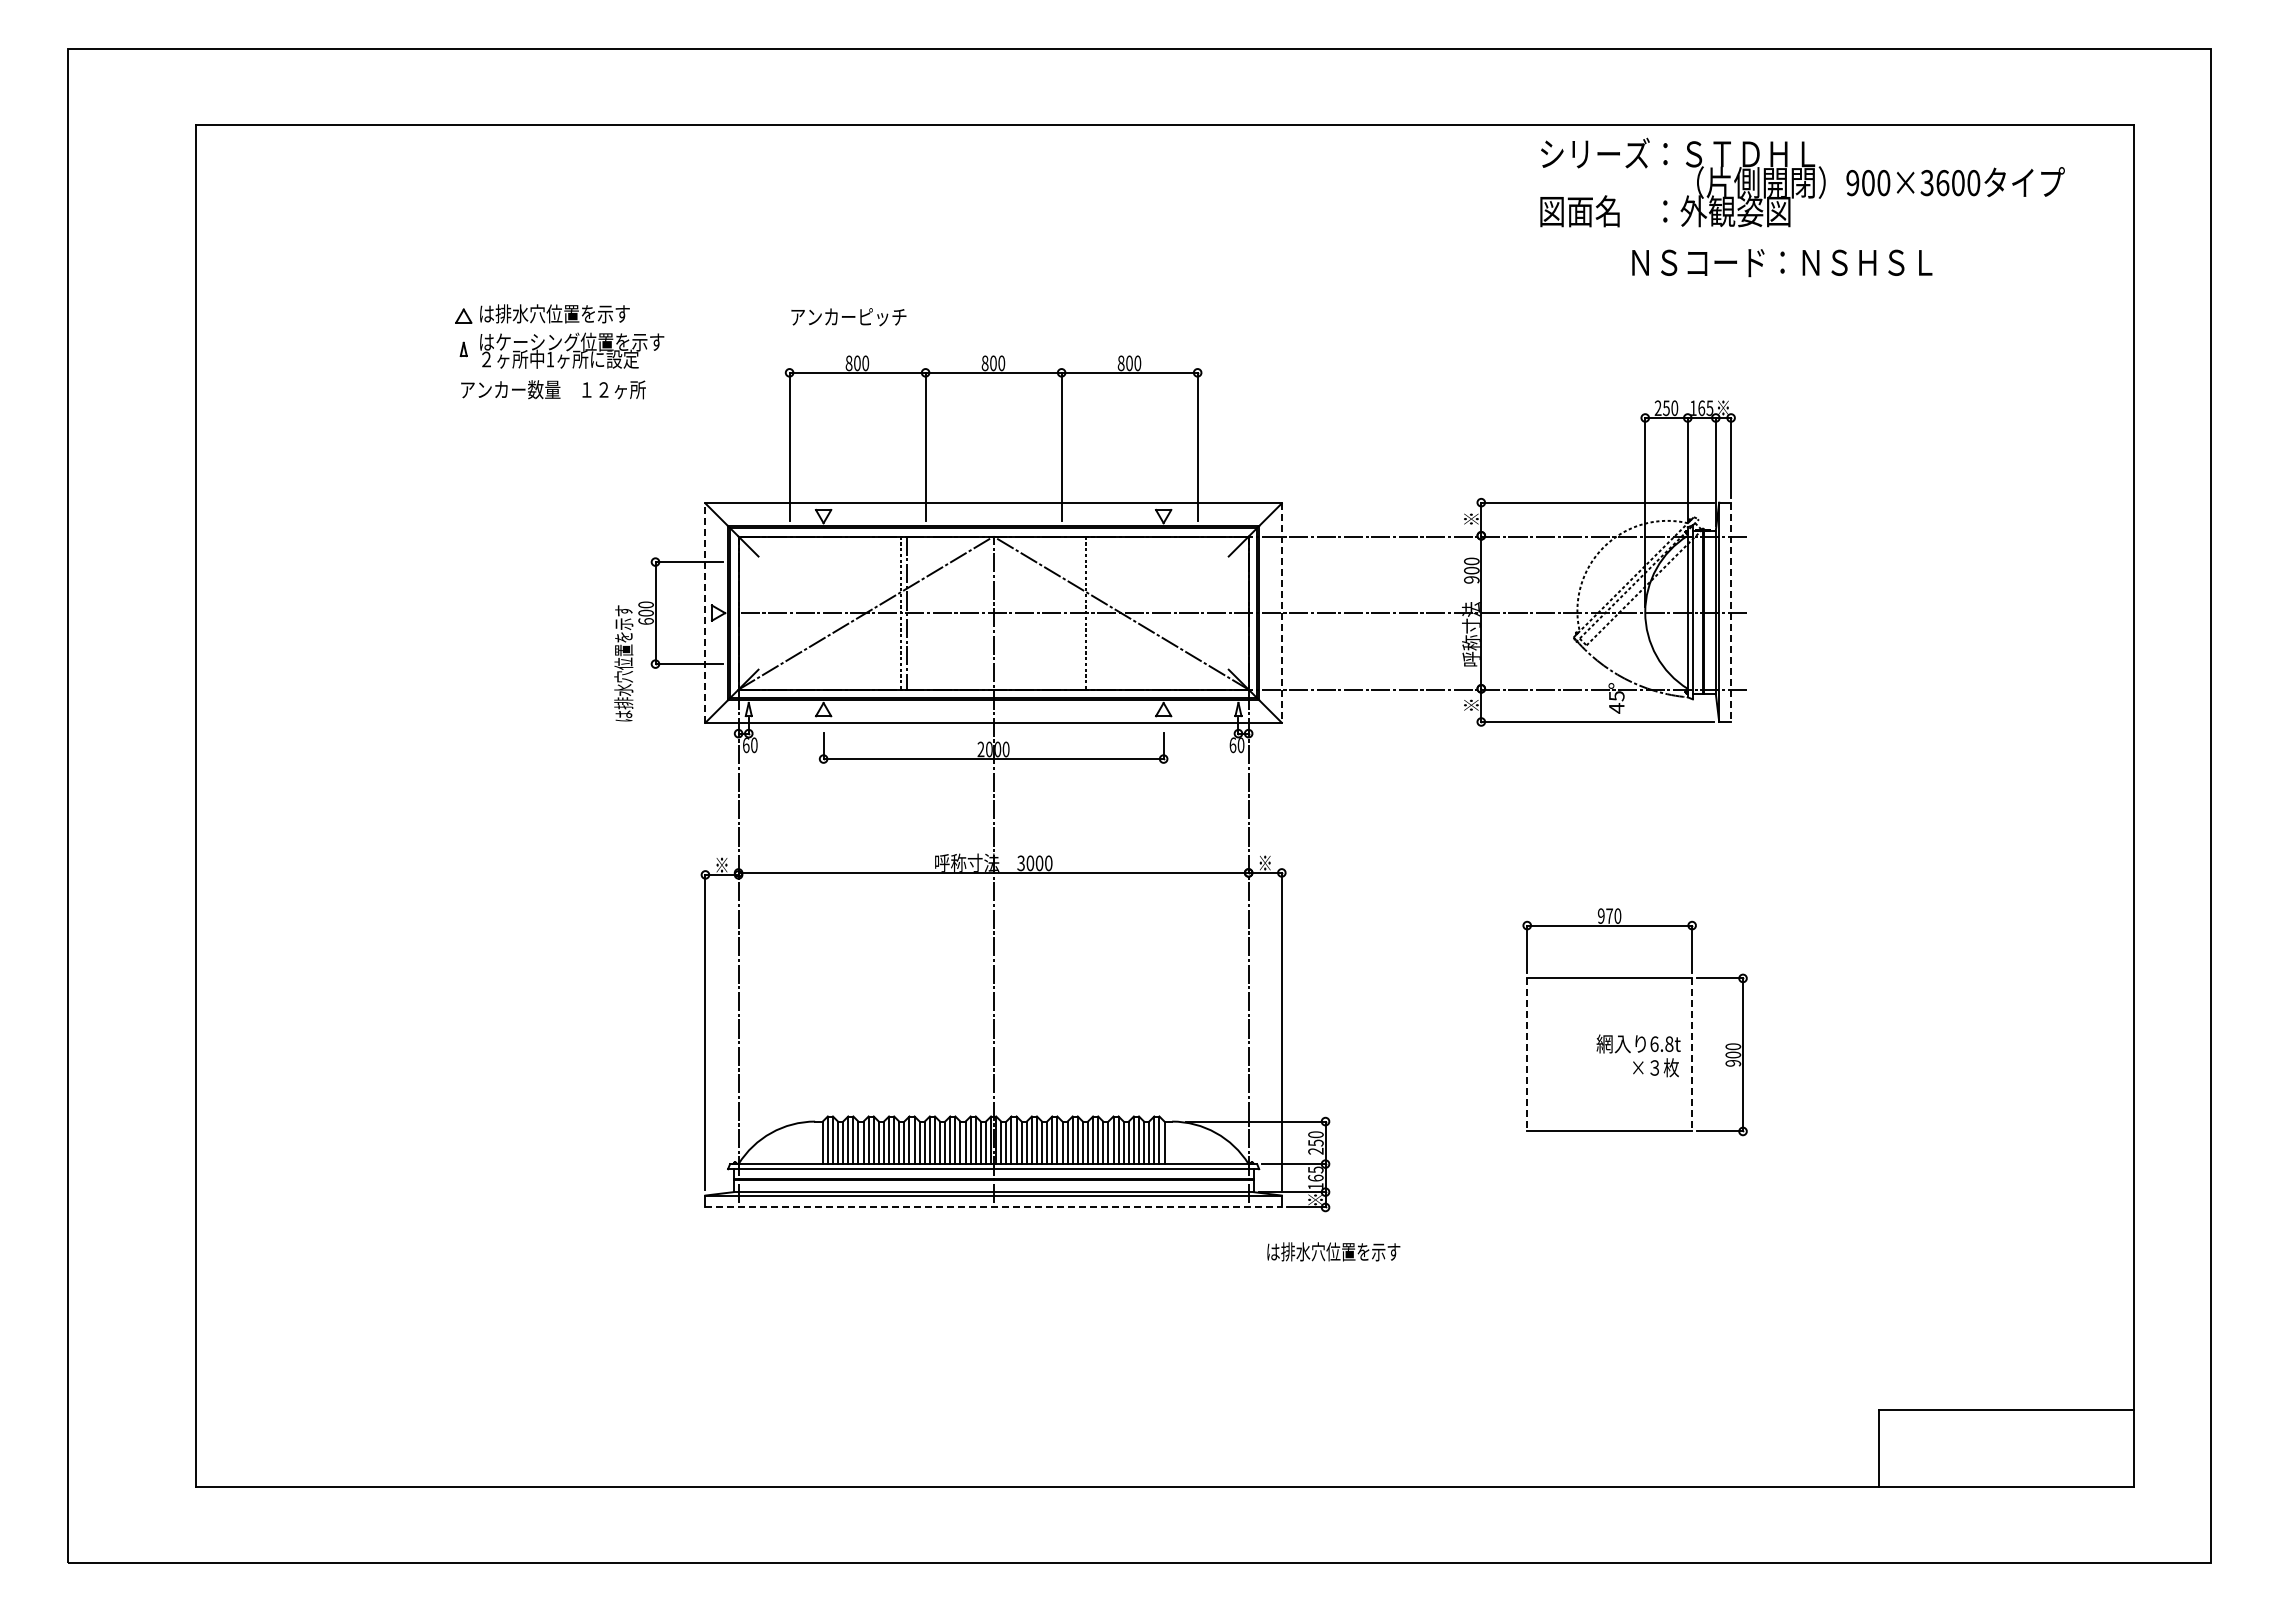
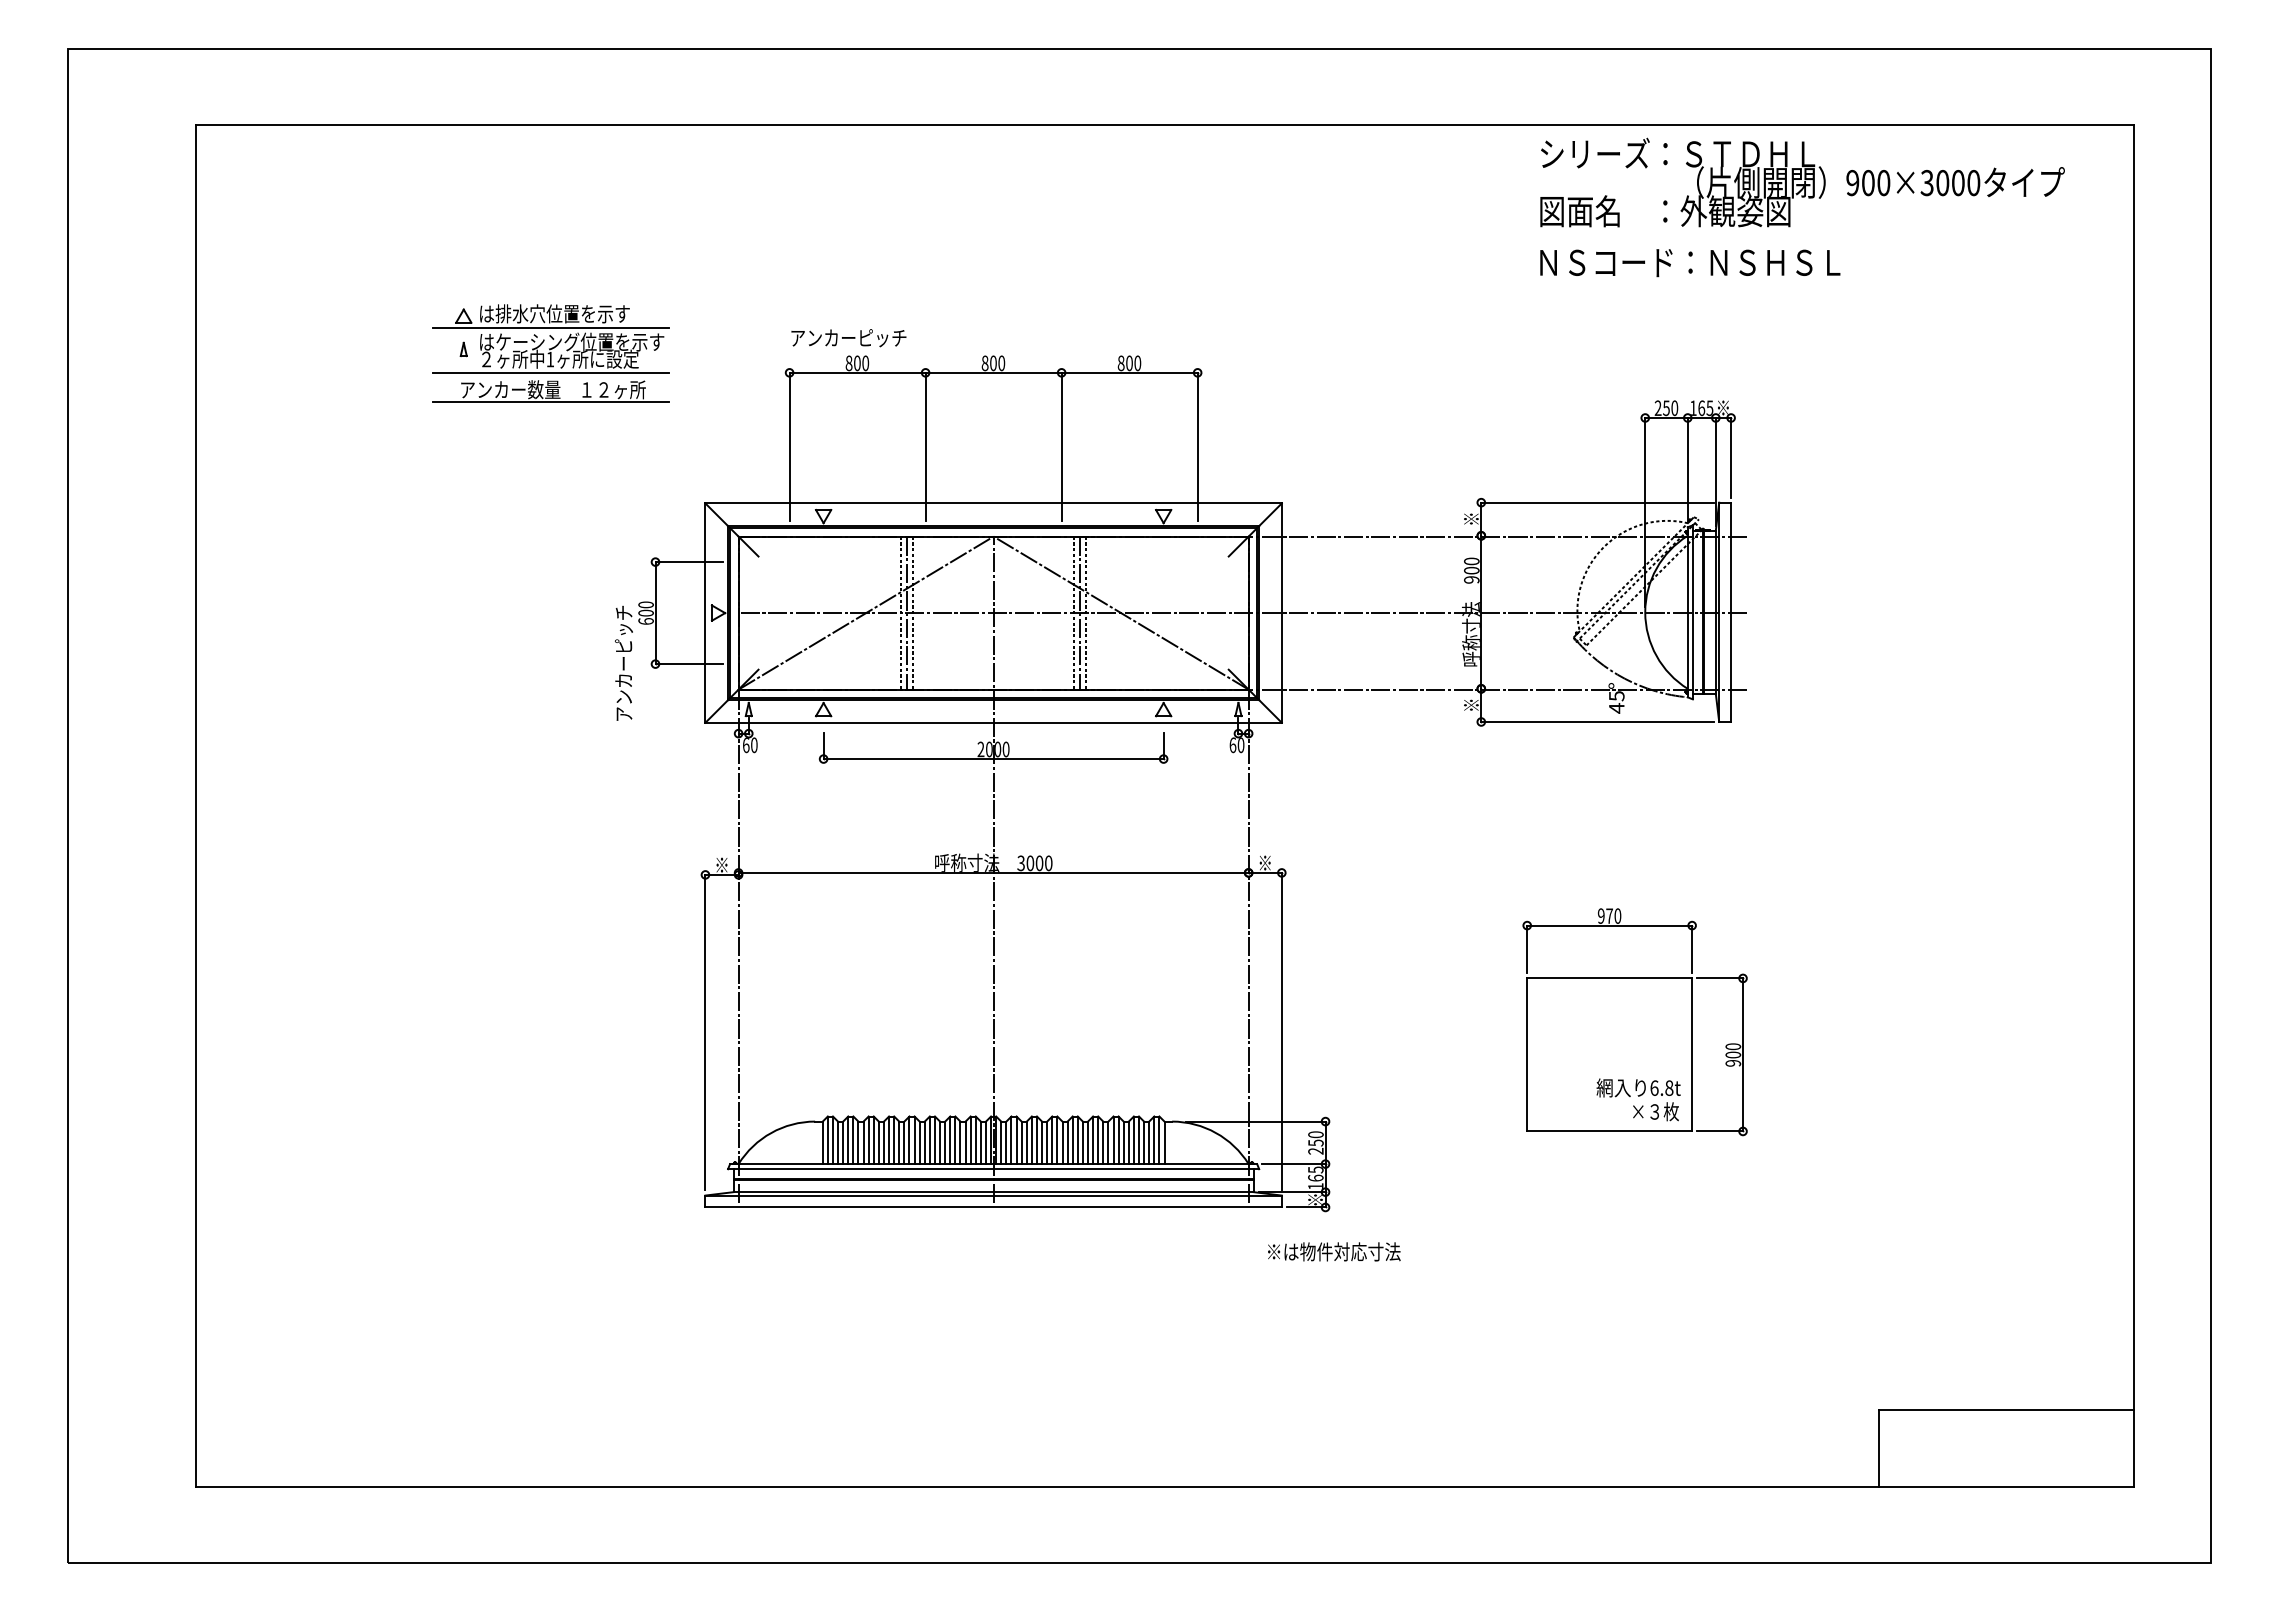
text: 900×3600 -> 900×3000 (1942, 182)
text position: (1782, 263) -> (1690, 263) (1690, 263)
text position: (848, 317) -> (848, 338) (848, 338)
line: none -> present (550, 327)
line: none -> present (550, 372)
line: none -> present (550, 402)
line: none -> present (913, 612)
line: none -> present (1073, 612)
line: none -> present (1079, 612)
line: dashed -> solid (1731, 612)
line: dashed -> solid (705, 613)
line: dashed -> solid (1281, 613)
text: は排水穴位置を示す -> アンカーピッチ (623, 663)
line: dashed -> solid (1527, 1054)
line: dashed -> solid (1692, 1054)
text position: (1638, 1055) -> (1638, 1099) (1638, 1099)
line: dashed -> solid (994, 1207)
text: は排水穴位置を示す -> ※は物件対応寸法 (1333, 1251)
